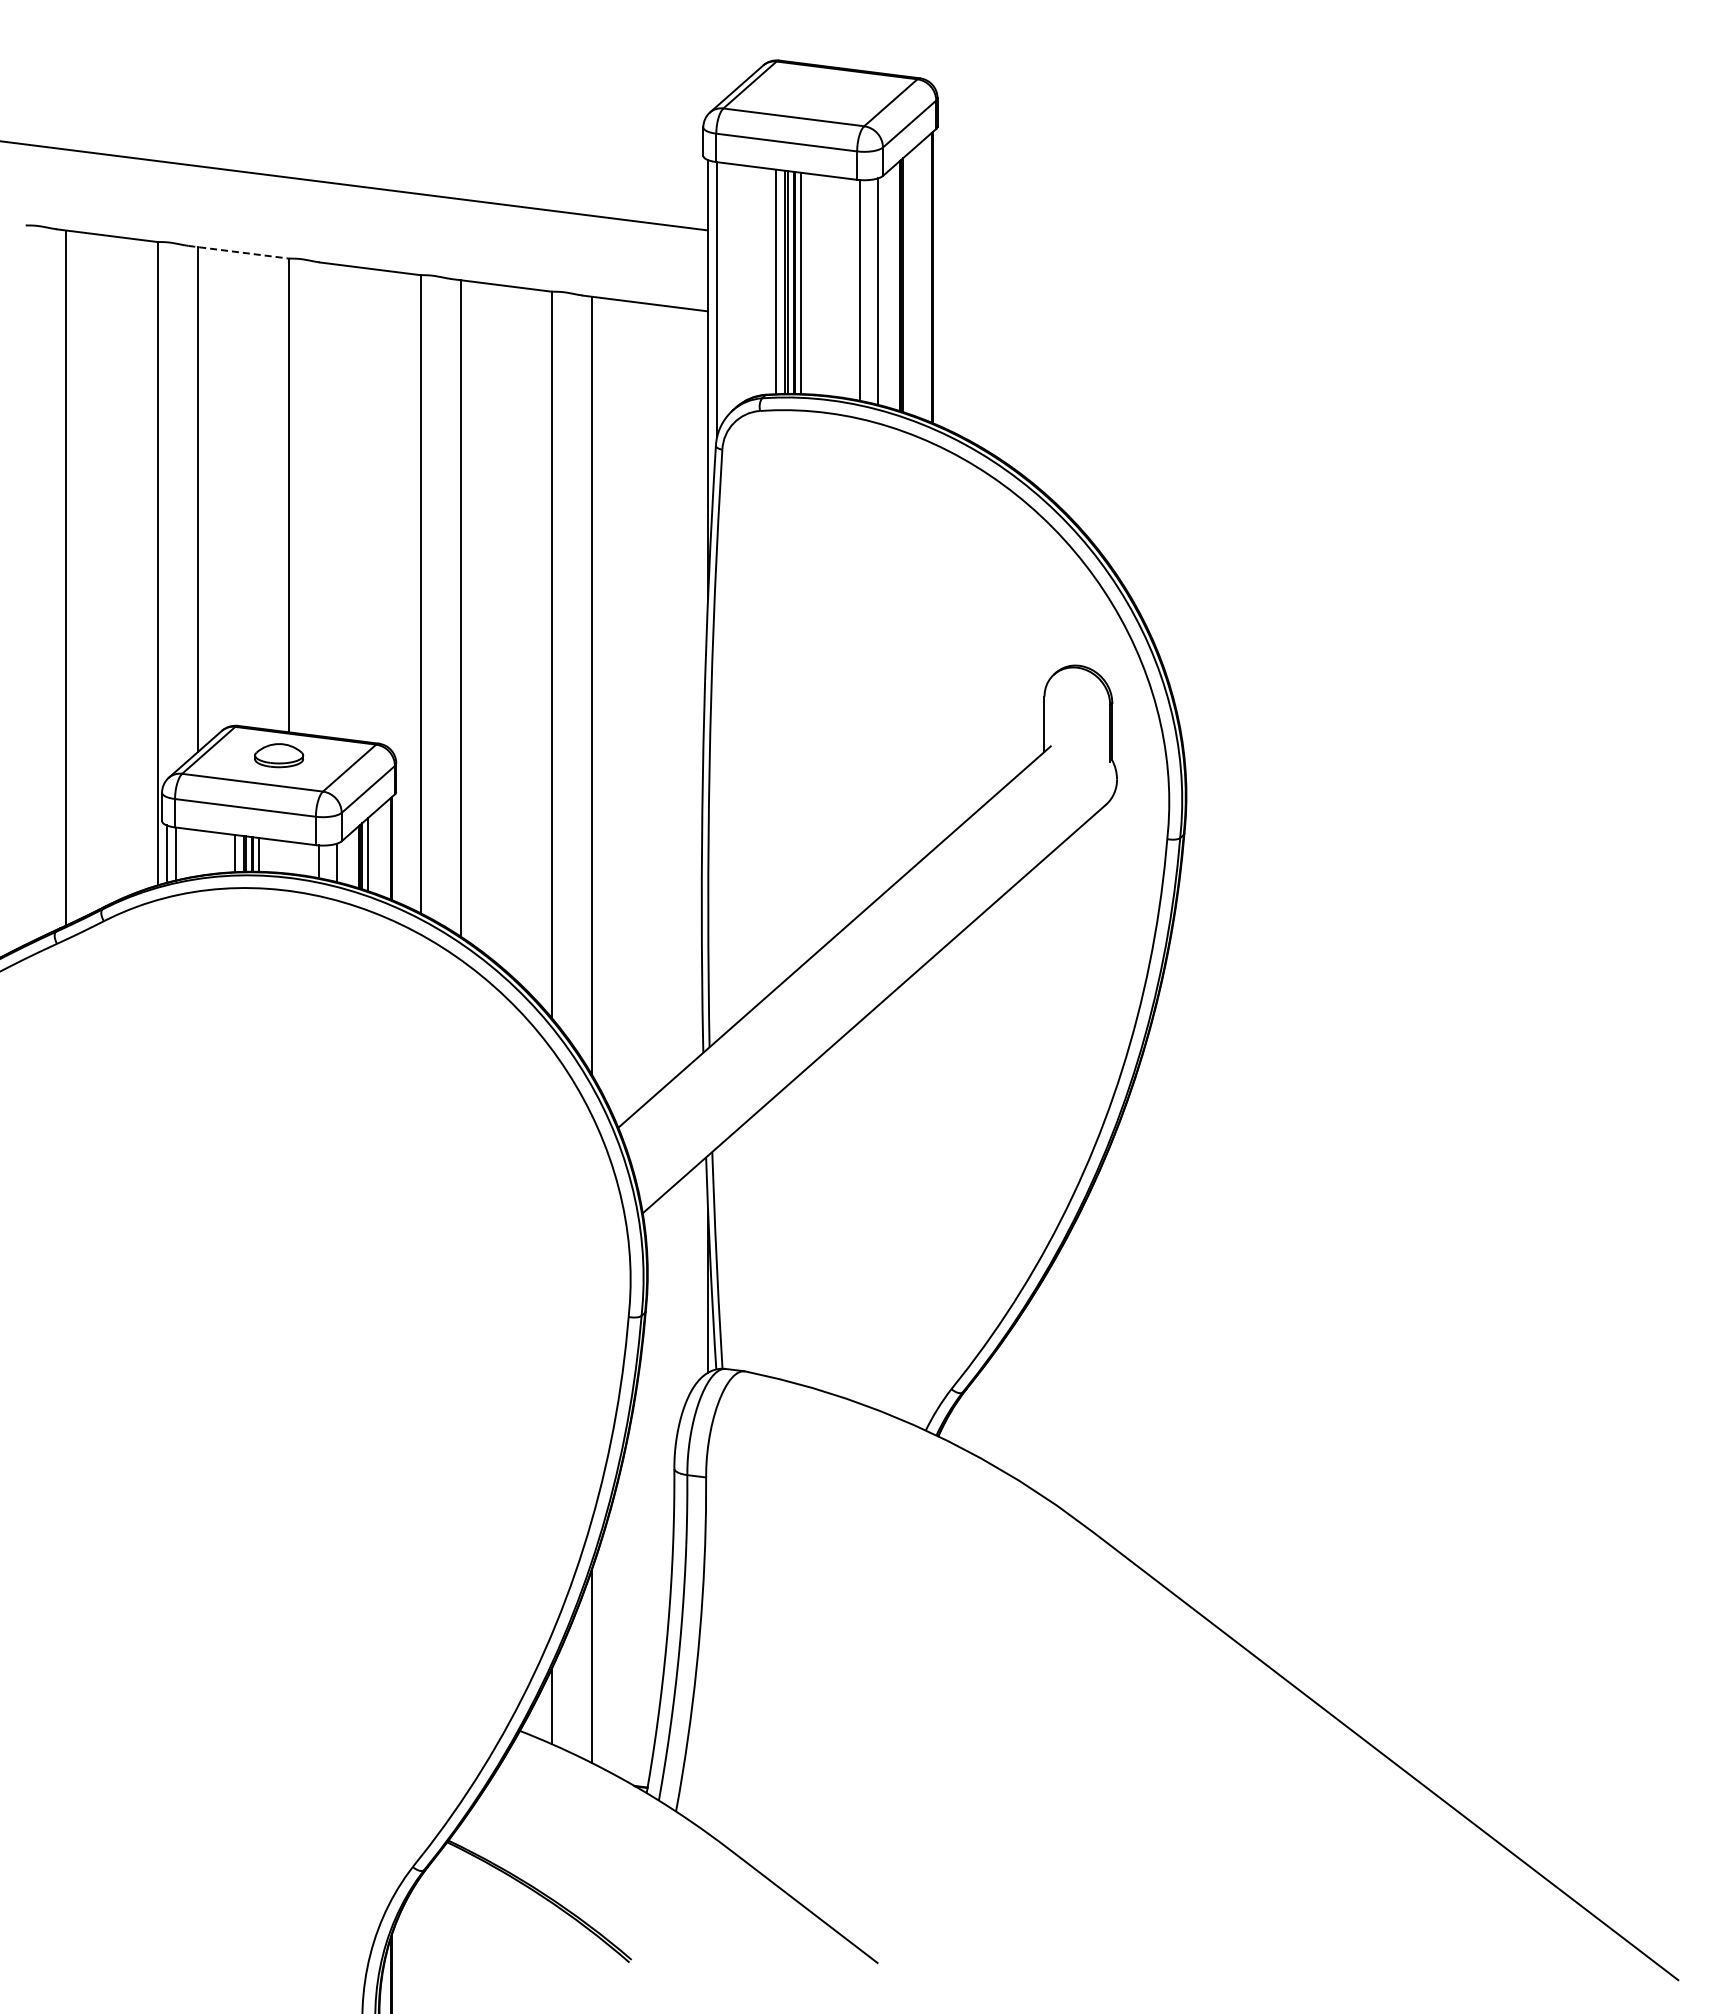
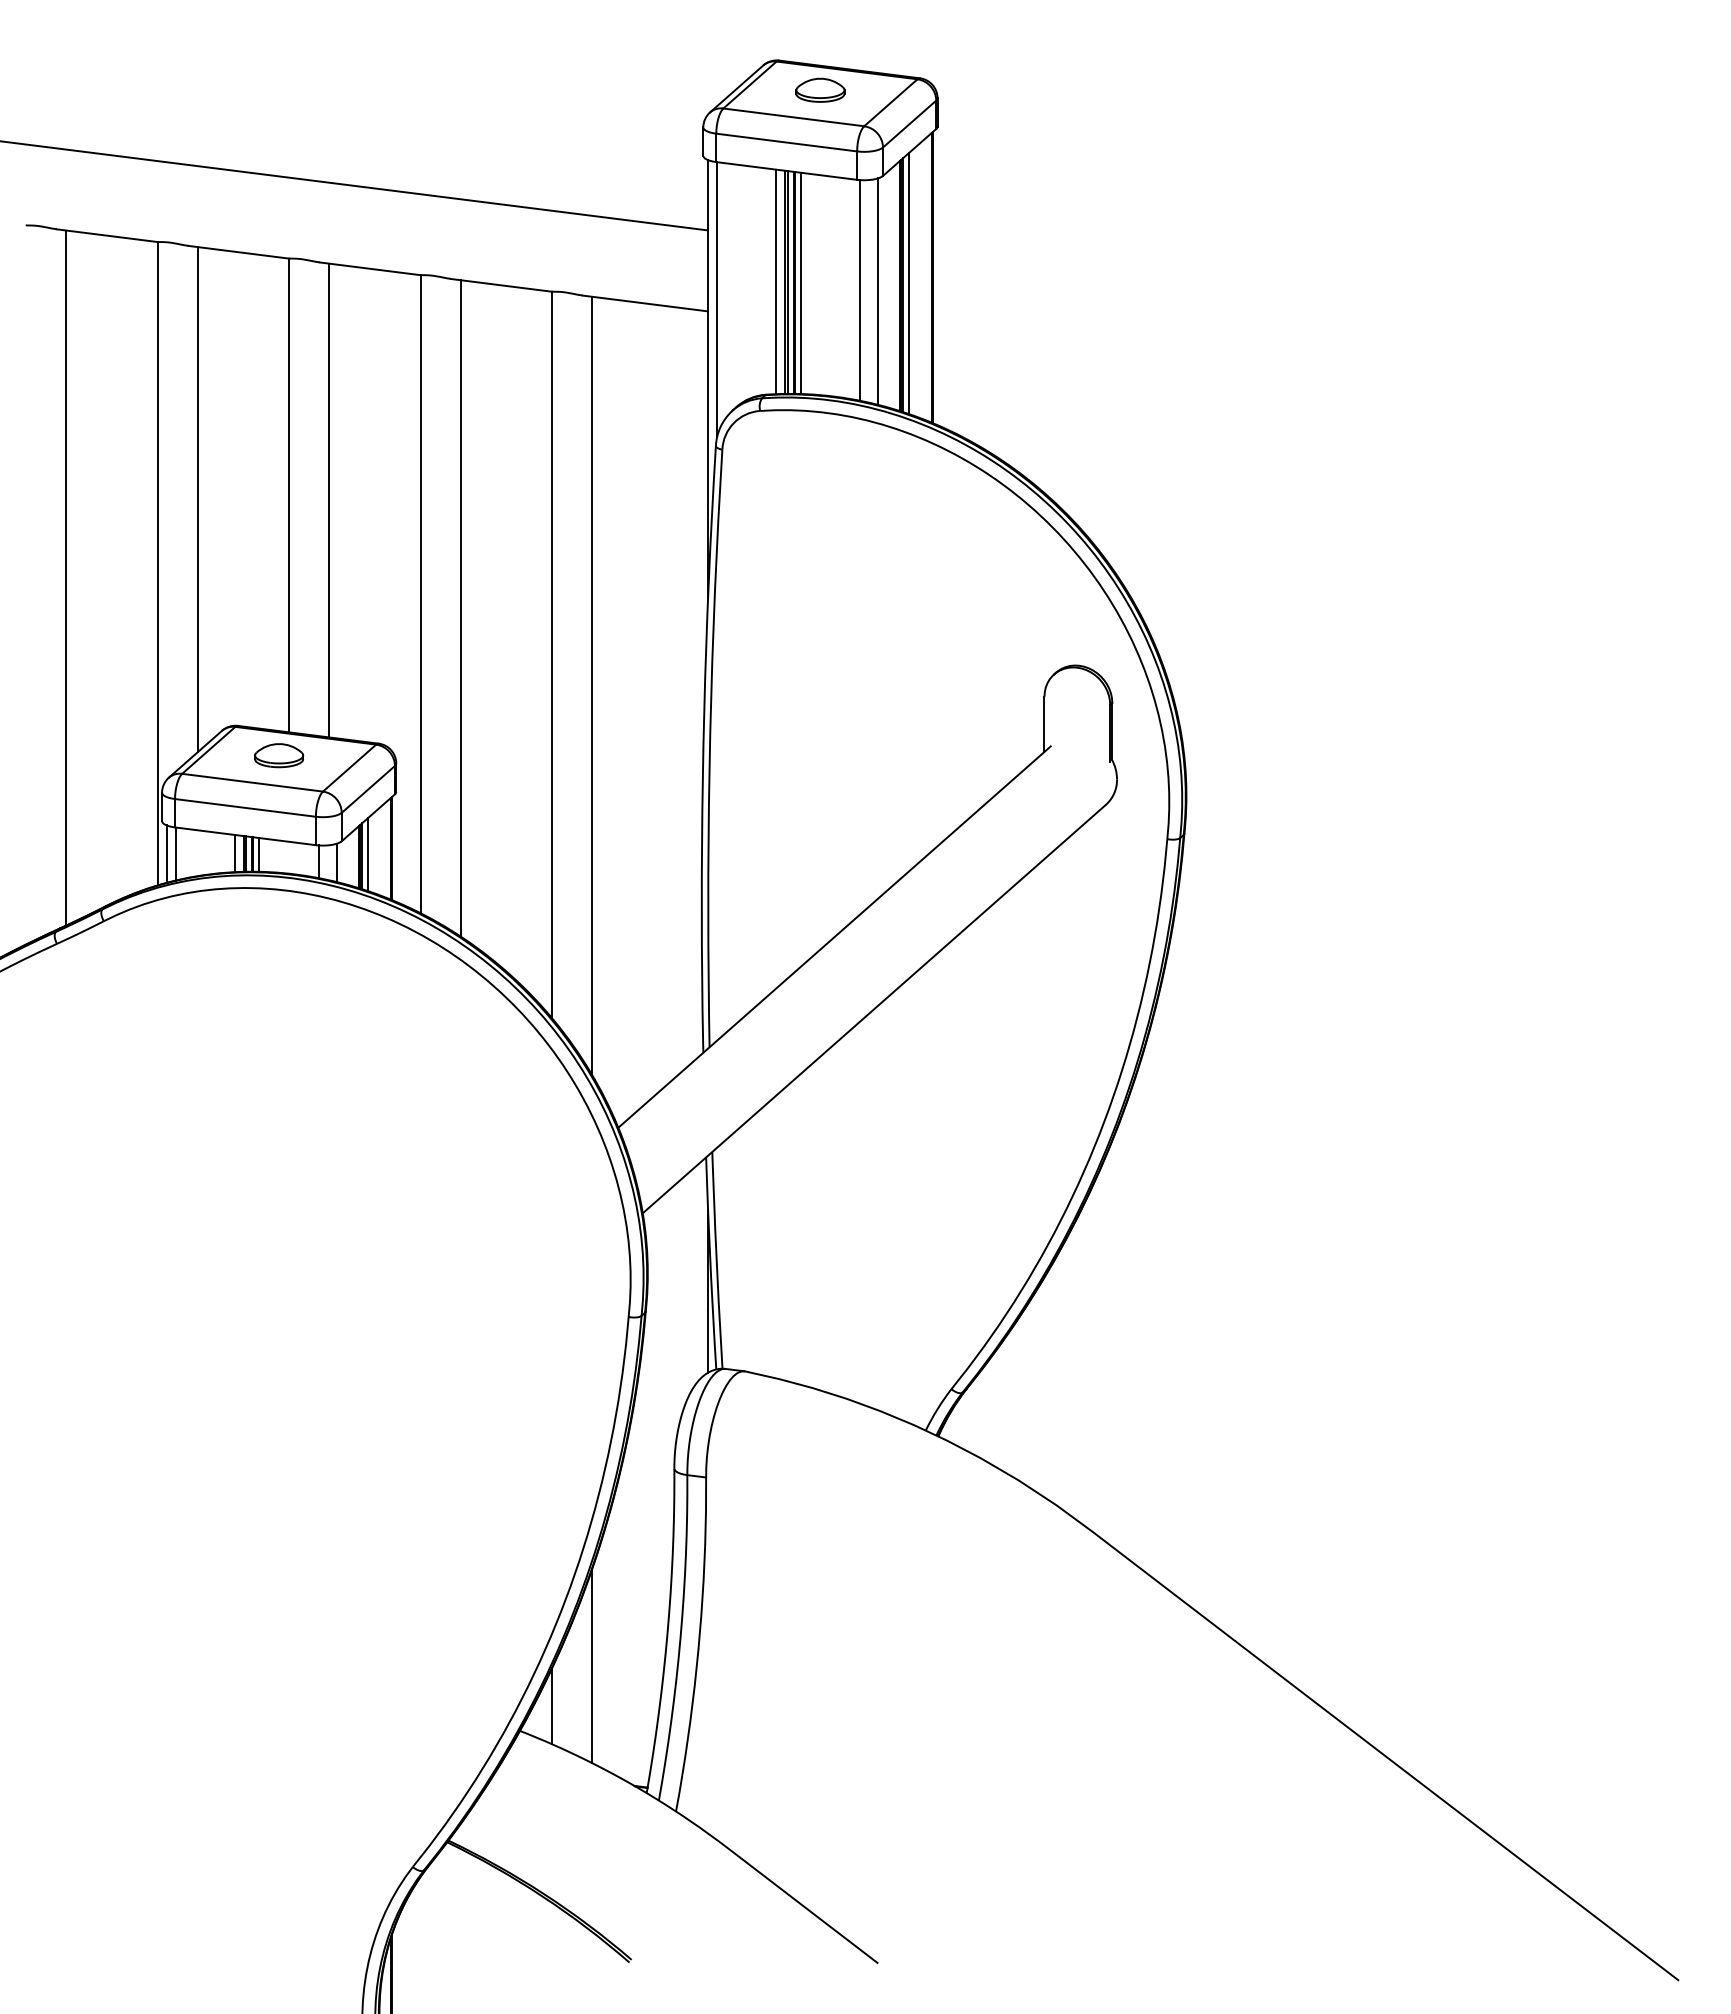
part: none -> present (820, 89)
line: dashed -> solid (238, 252)
line: none -> present (909, 283)
line: none -> present (329, 500)
